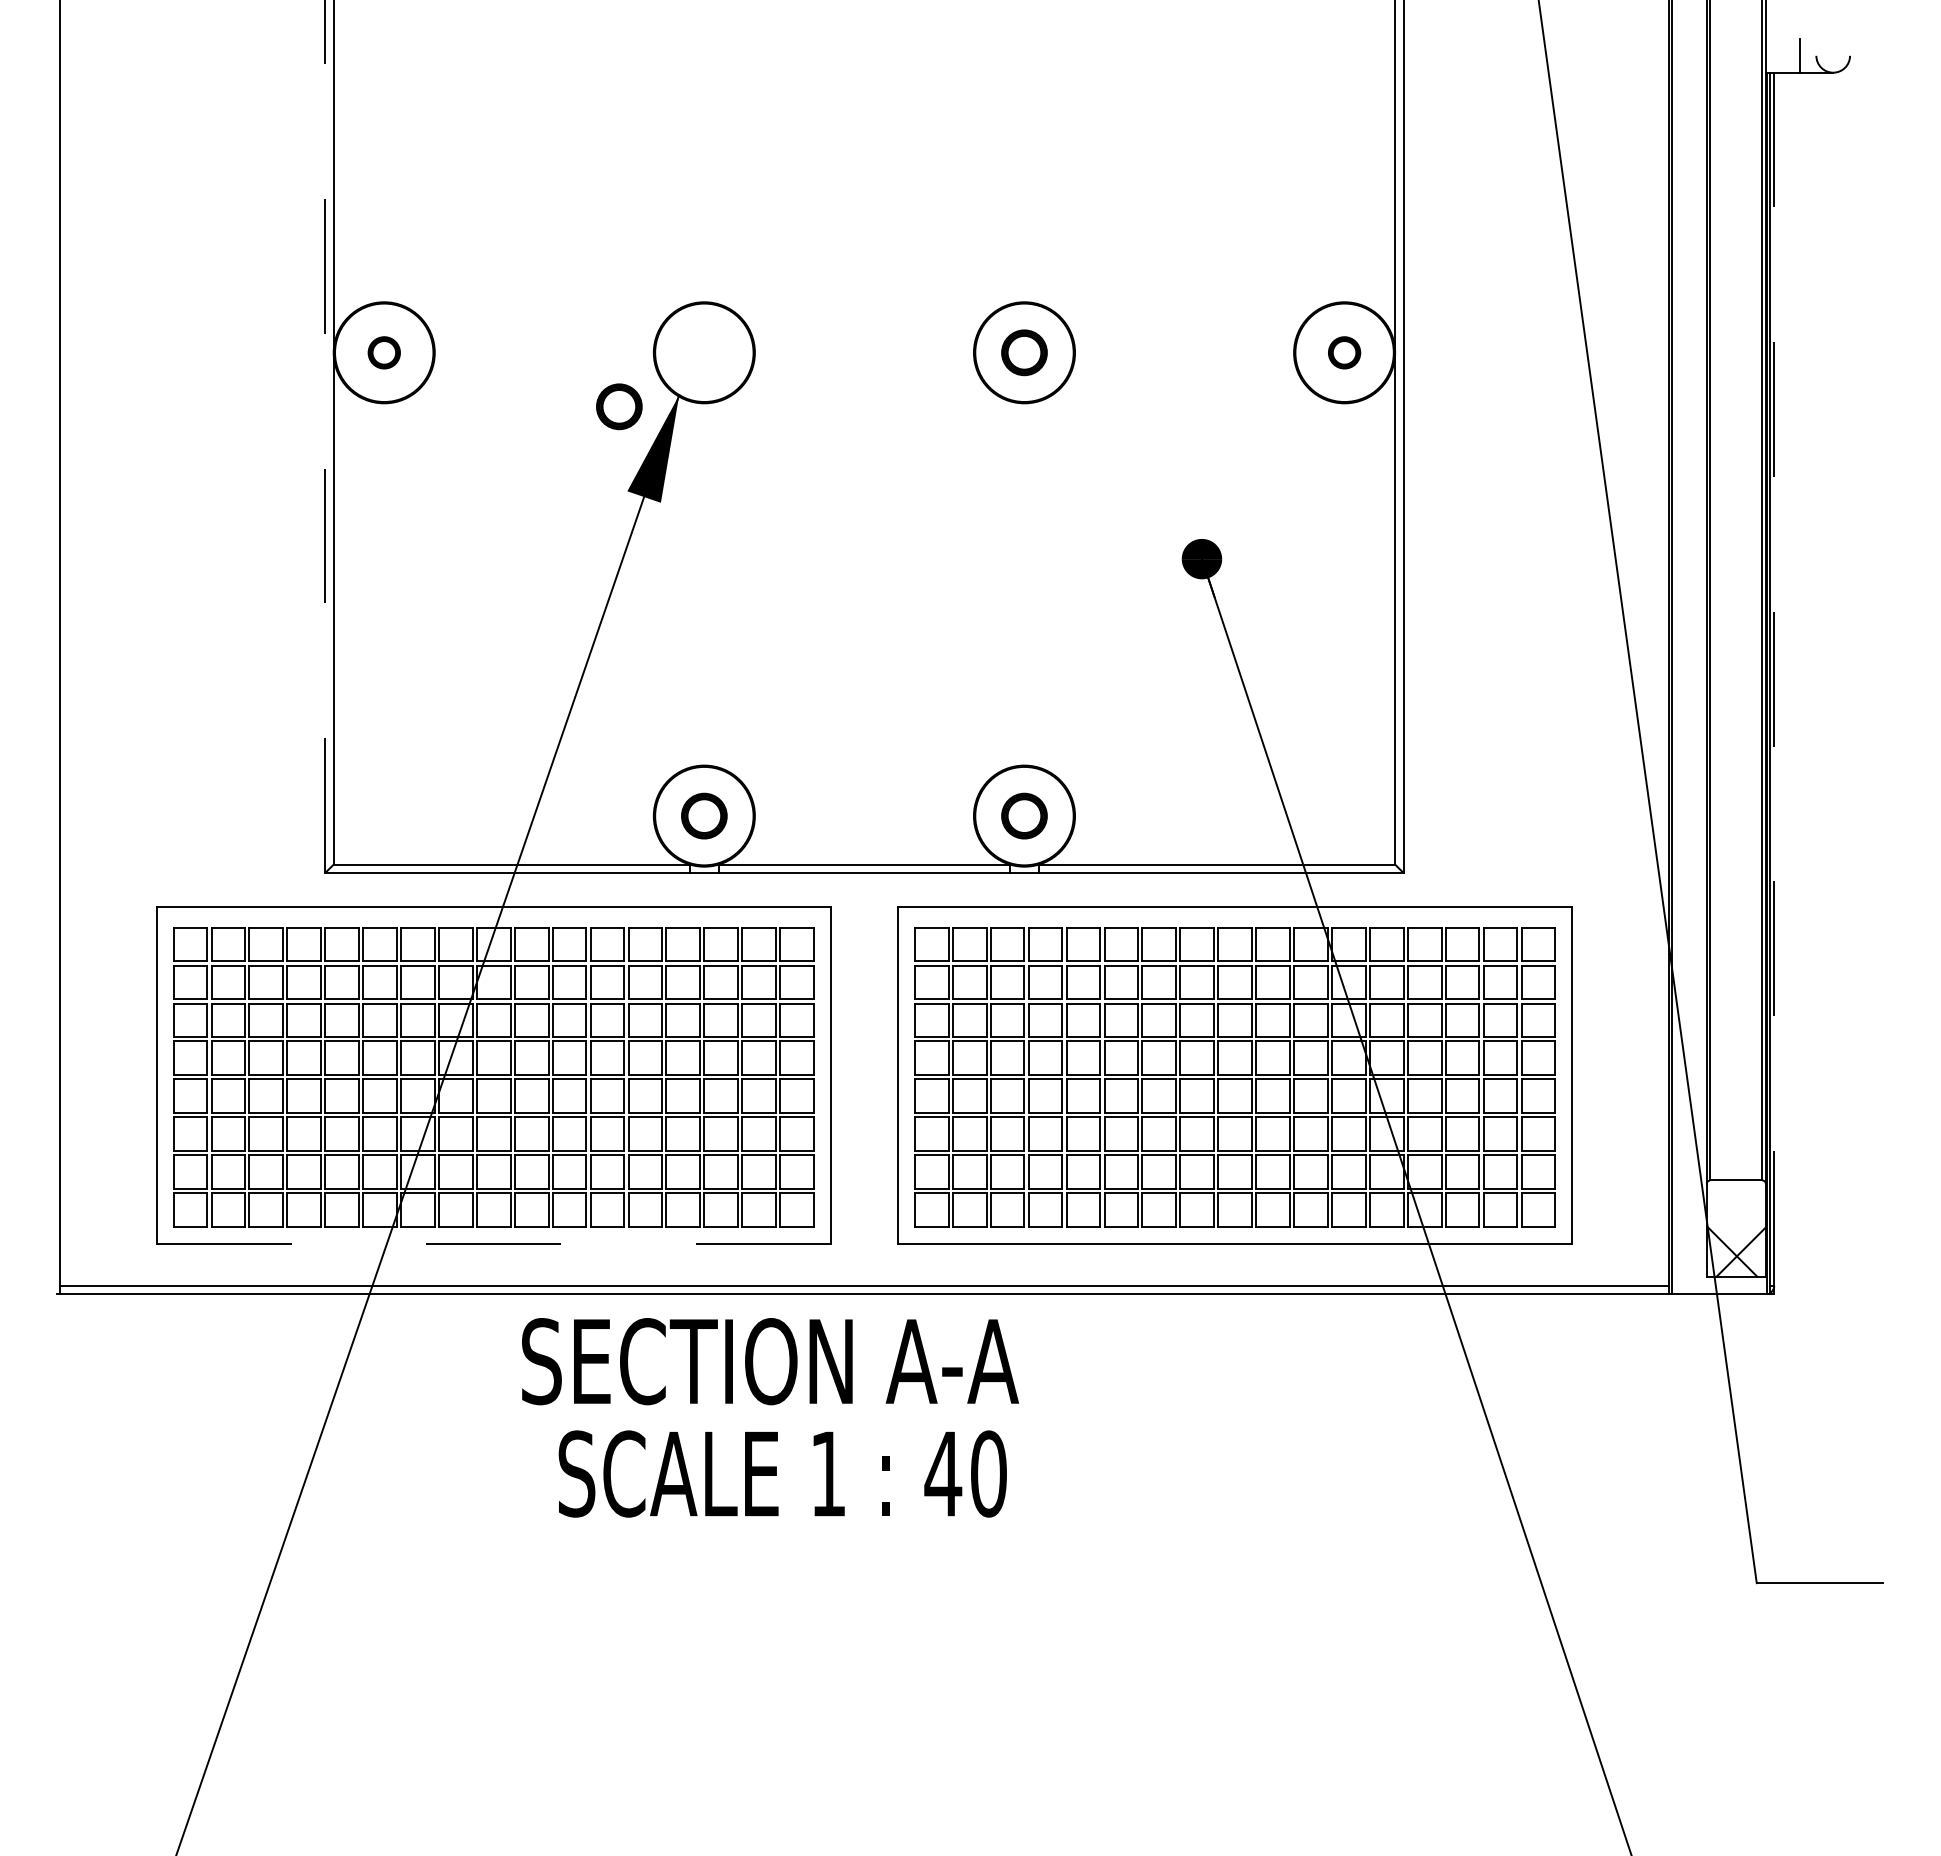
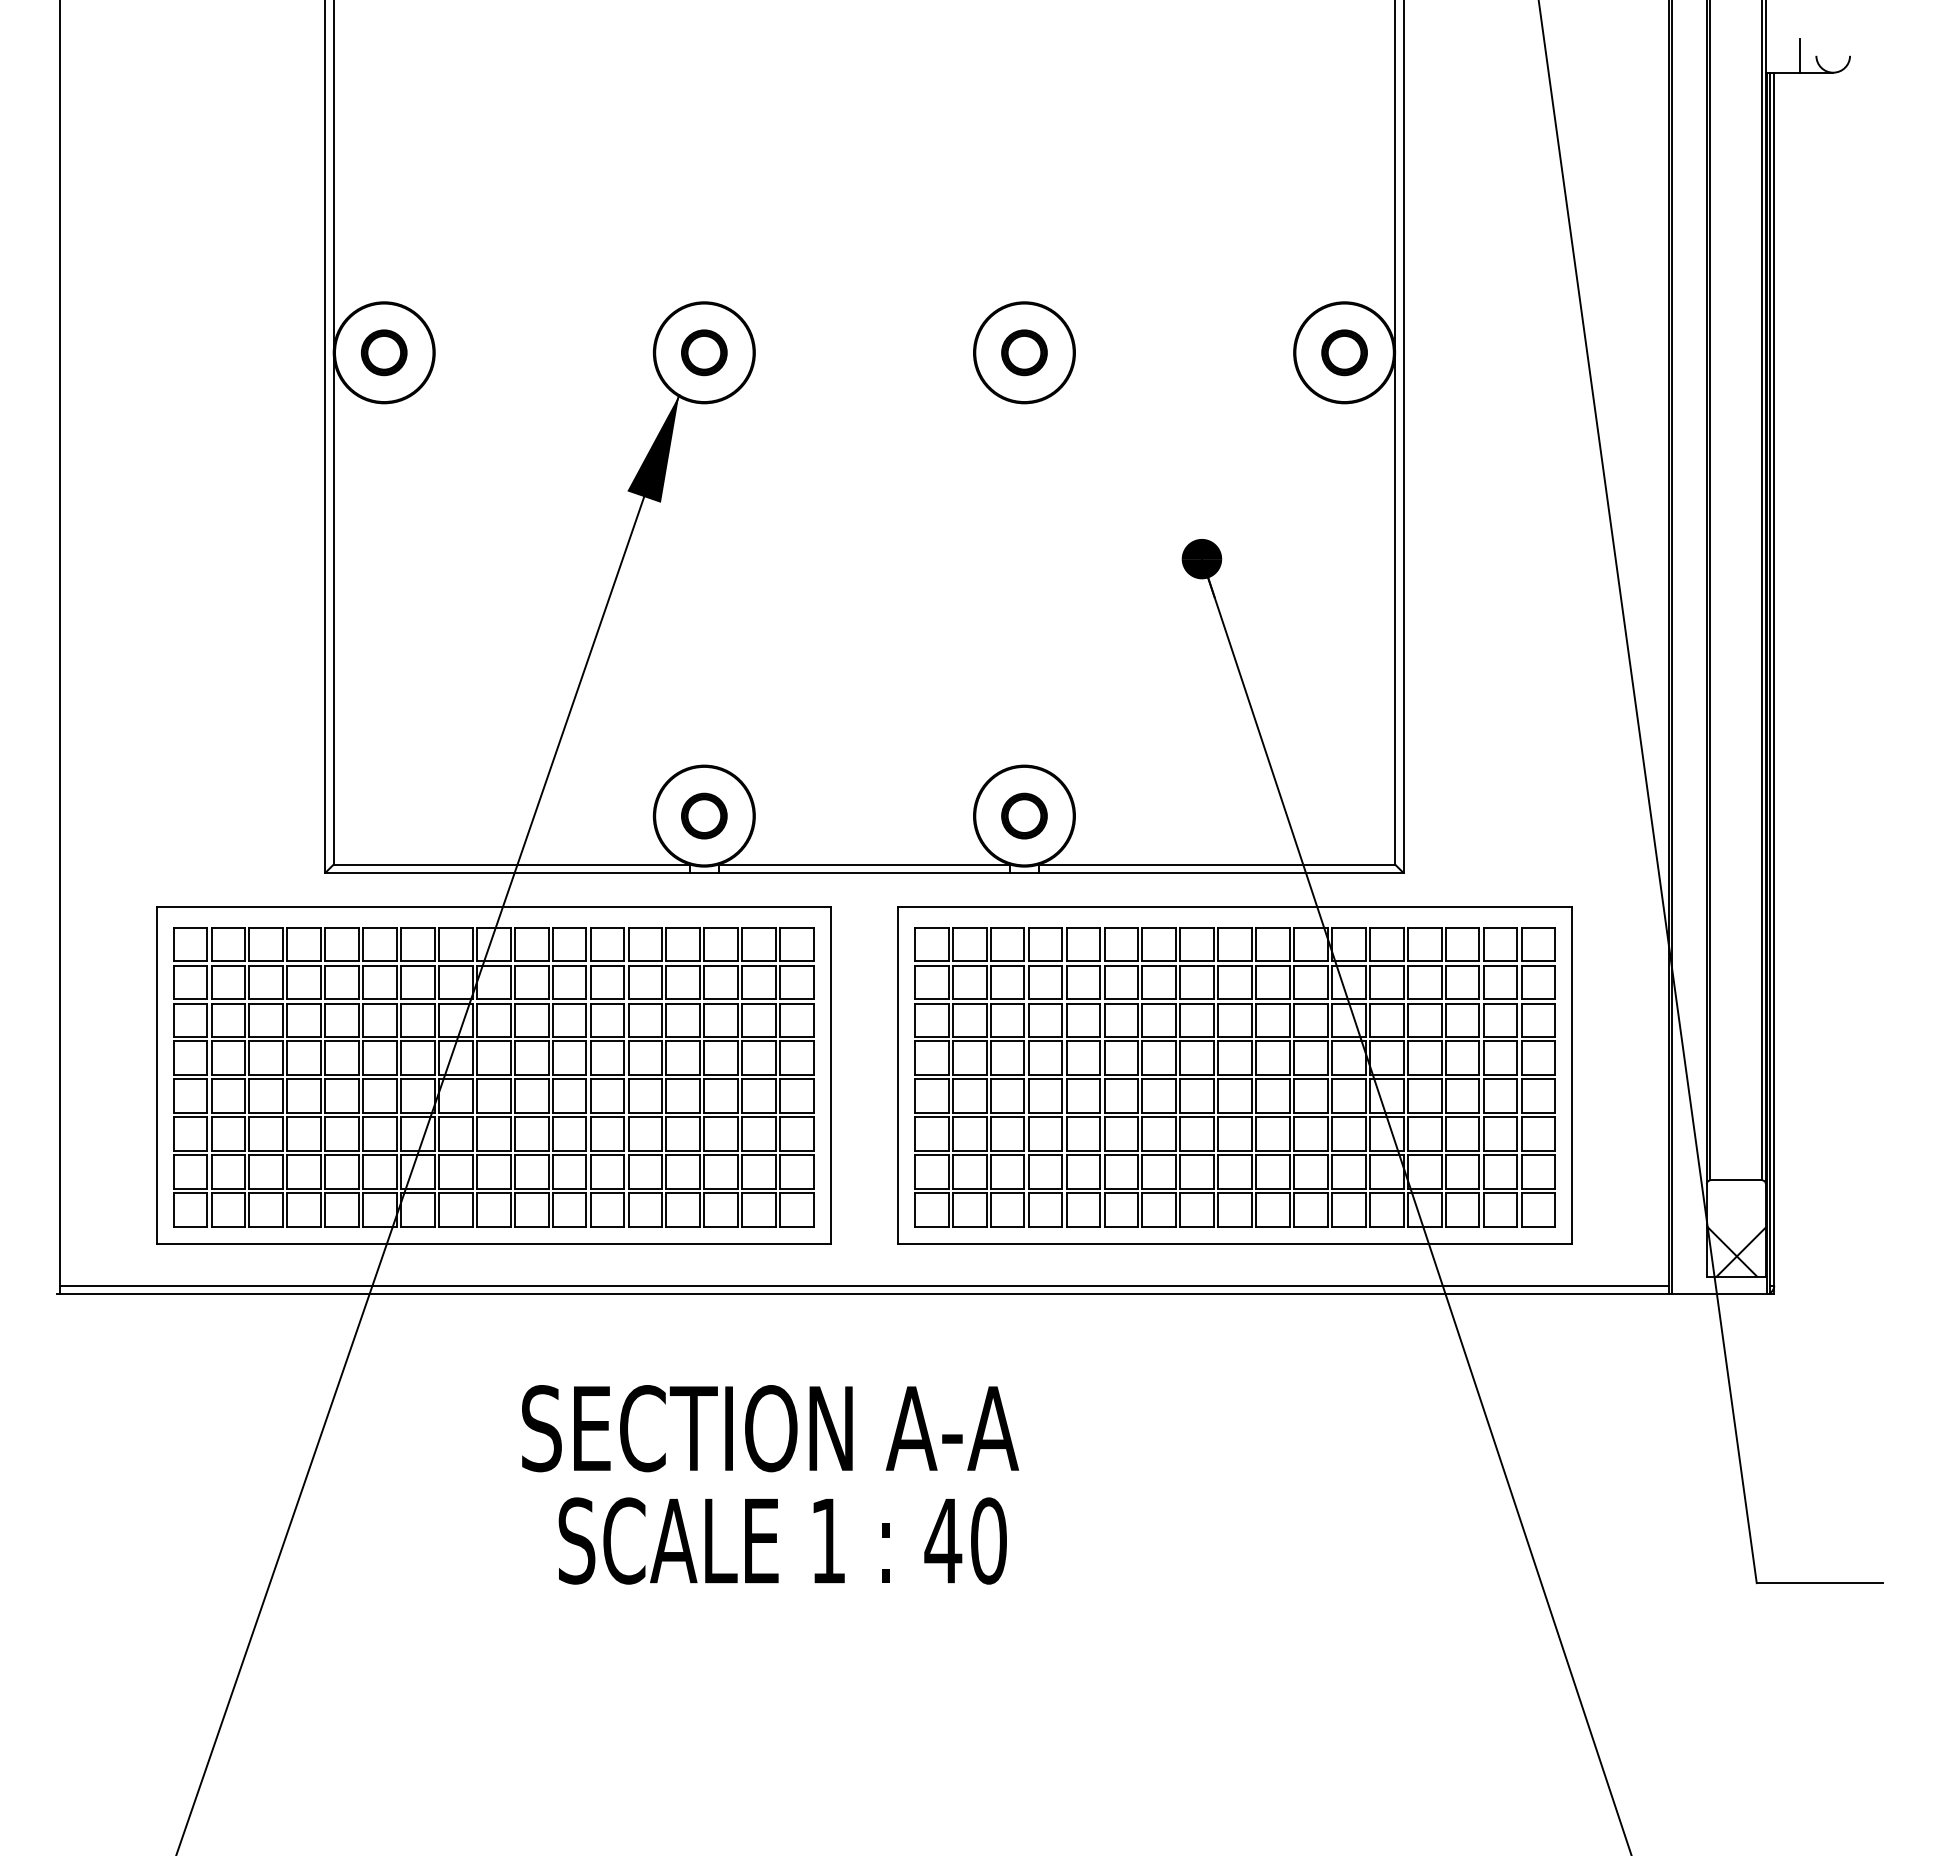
part size: 34x34 px -> 47x48 px (384, 352)
part size: 34x34 px -> 47x48 px (1344, 352)
part position: (619, 406) -> (704, 352) (704, 352)
line: dashed -> solid (325, 436)
line: dashed -> solid (1774, 679)
line: dashed -> solid (493, 1243)
text position: (770, 1417) -> (770, 1484) (770, 1484)
